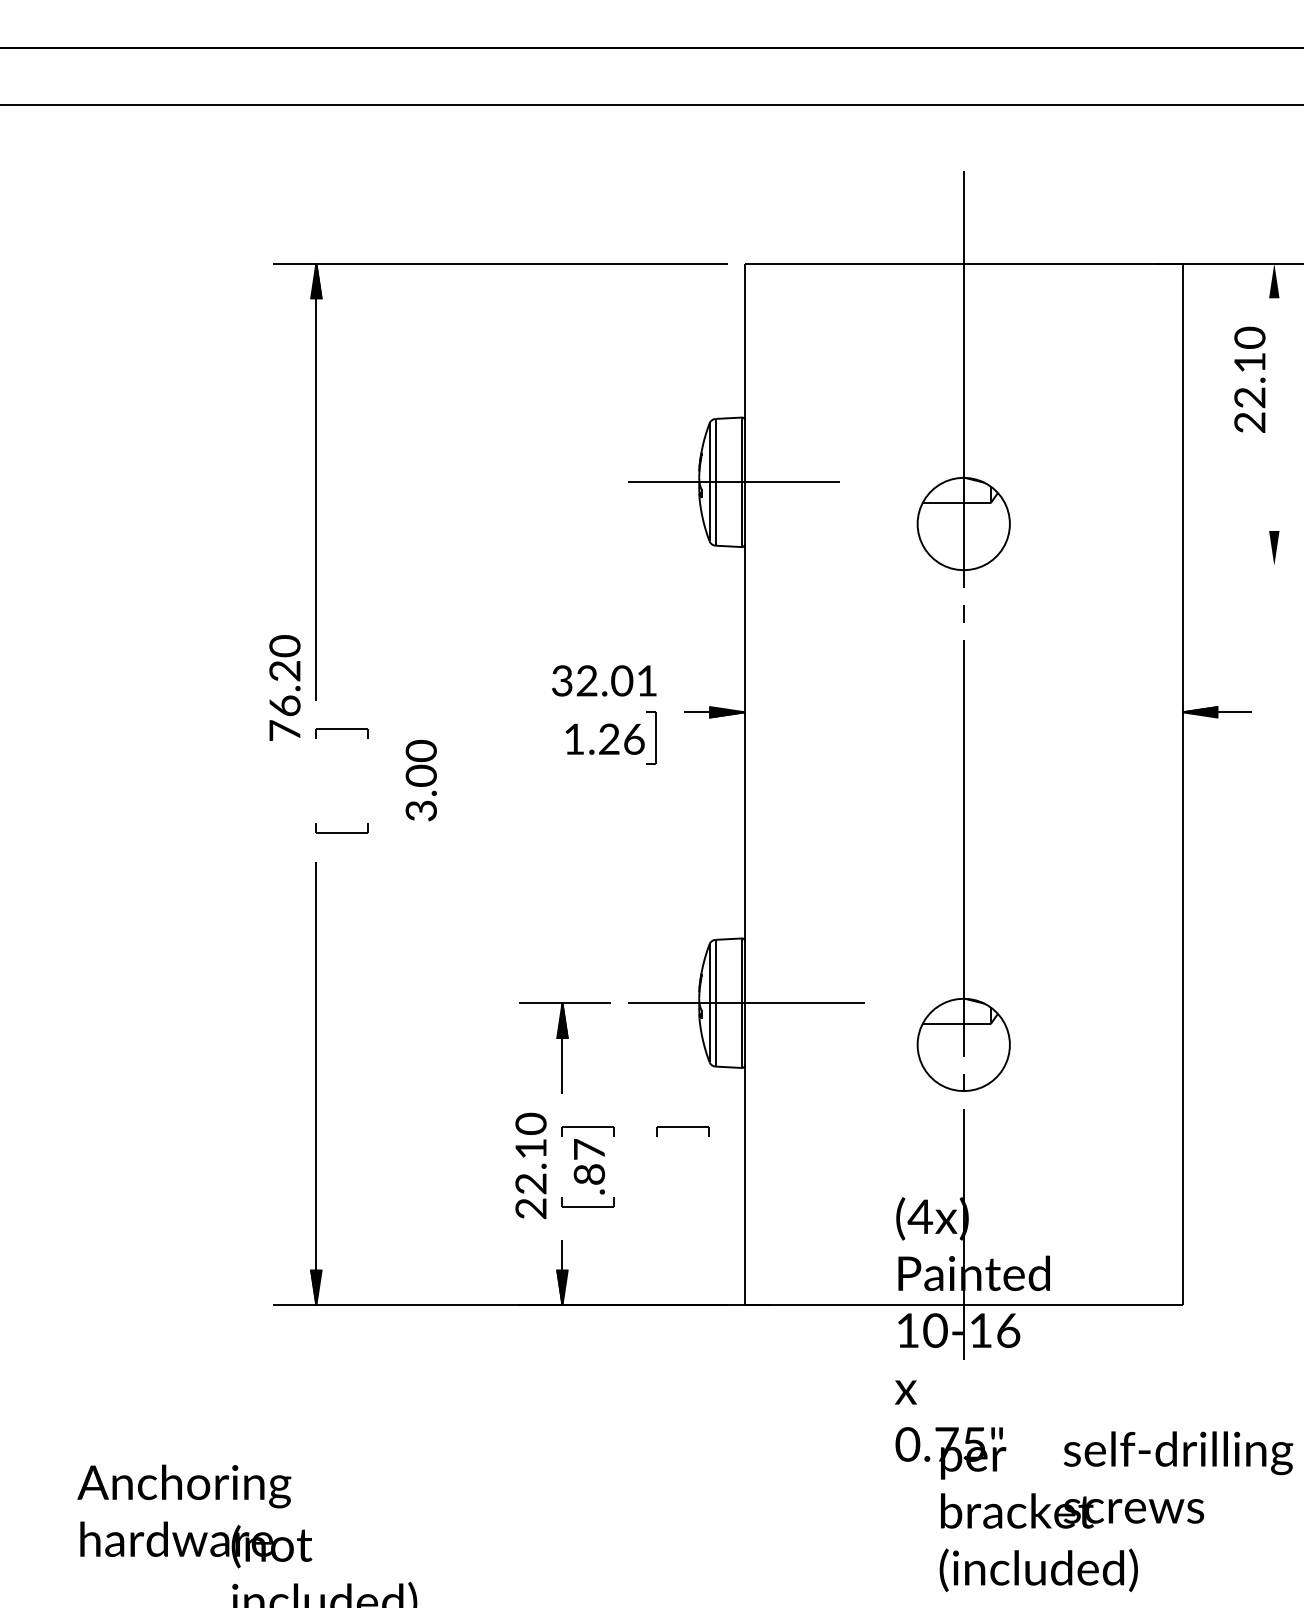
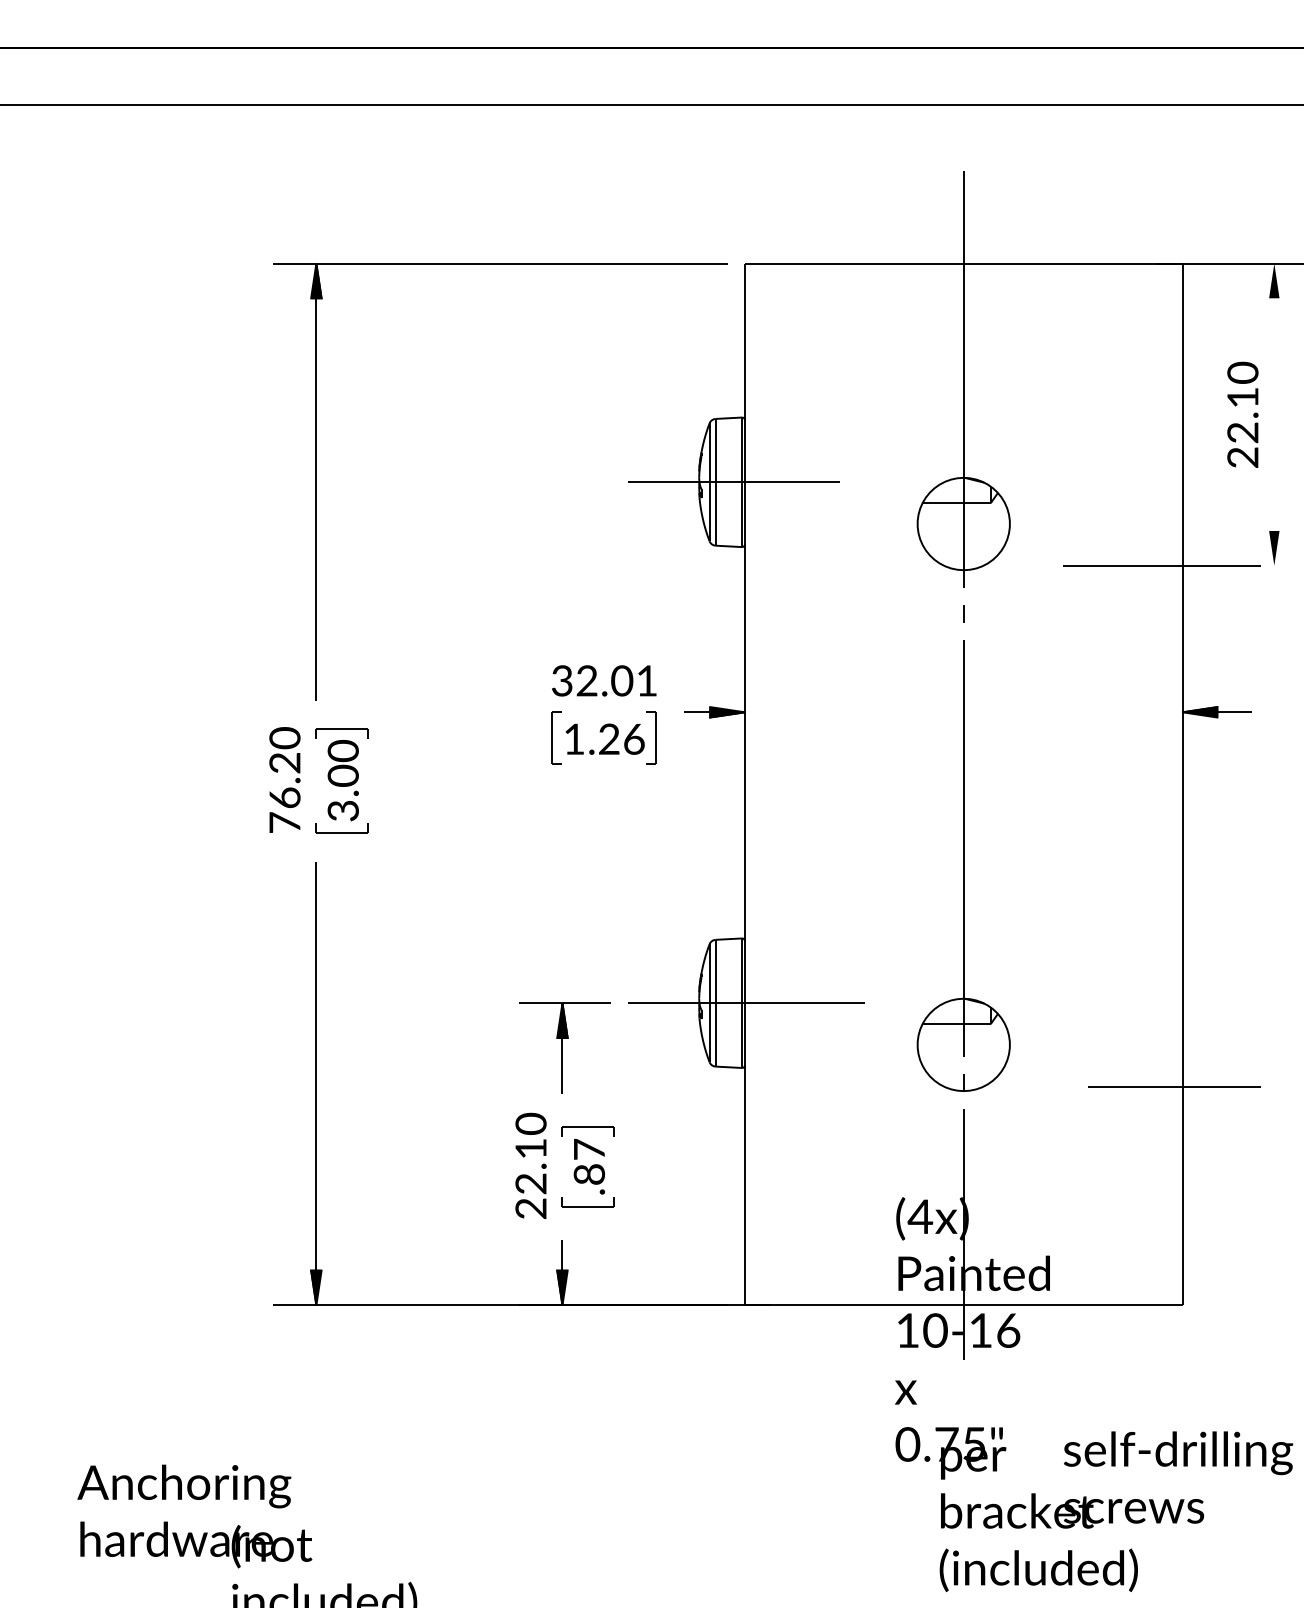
text position: (1249, 379) -> (1242, 414) (1242, 414)
line: none -> present (1161, 565)
text position: (284, 687) -> (284, 779) (284, 779)
part: none -> present (556, 737)
text position: (420, 780) -> (342, 780) (342, 780)
line: none -> present (1173, 1086)
part: present -> none (682, 1131)
